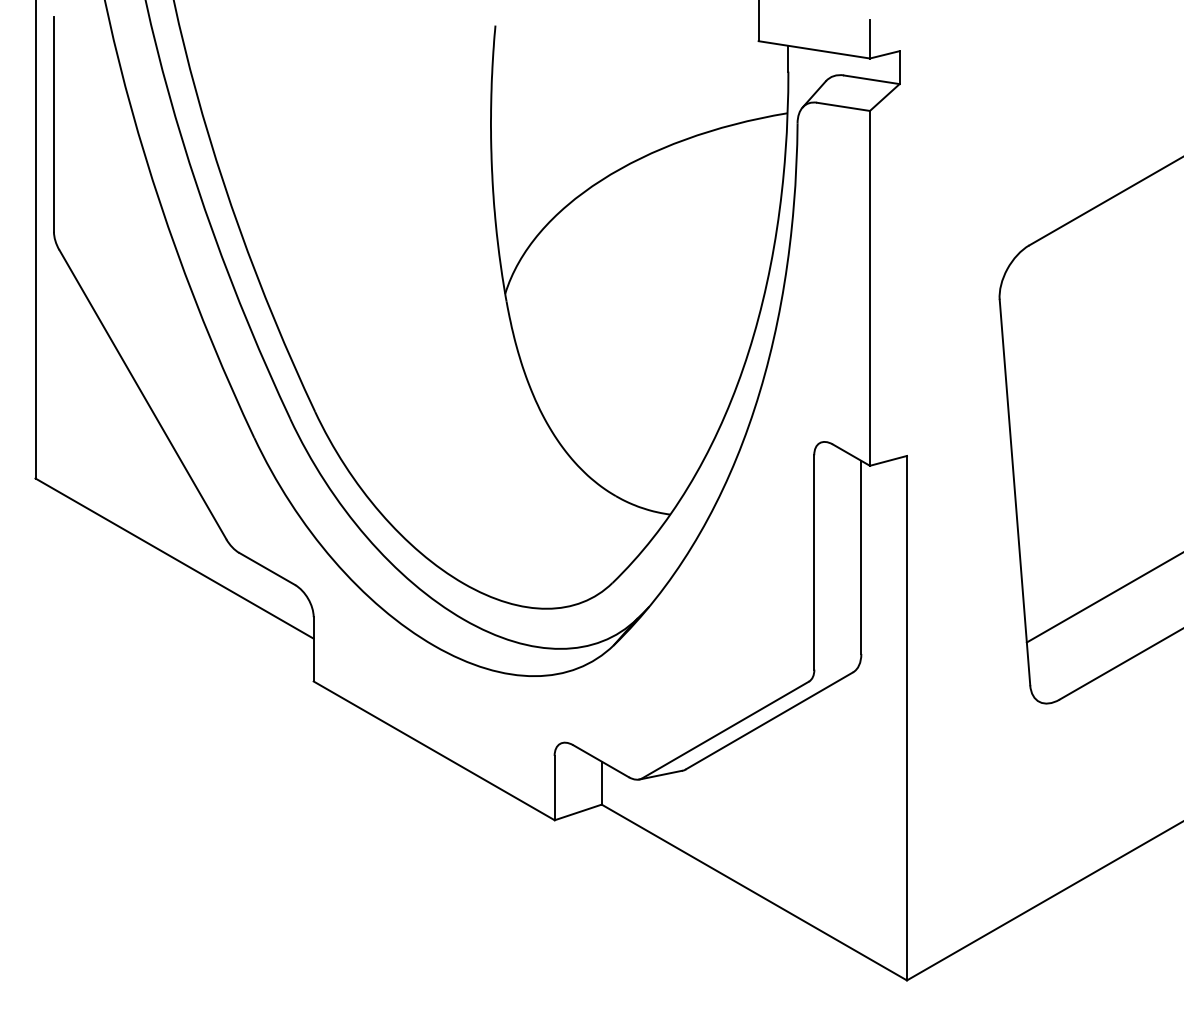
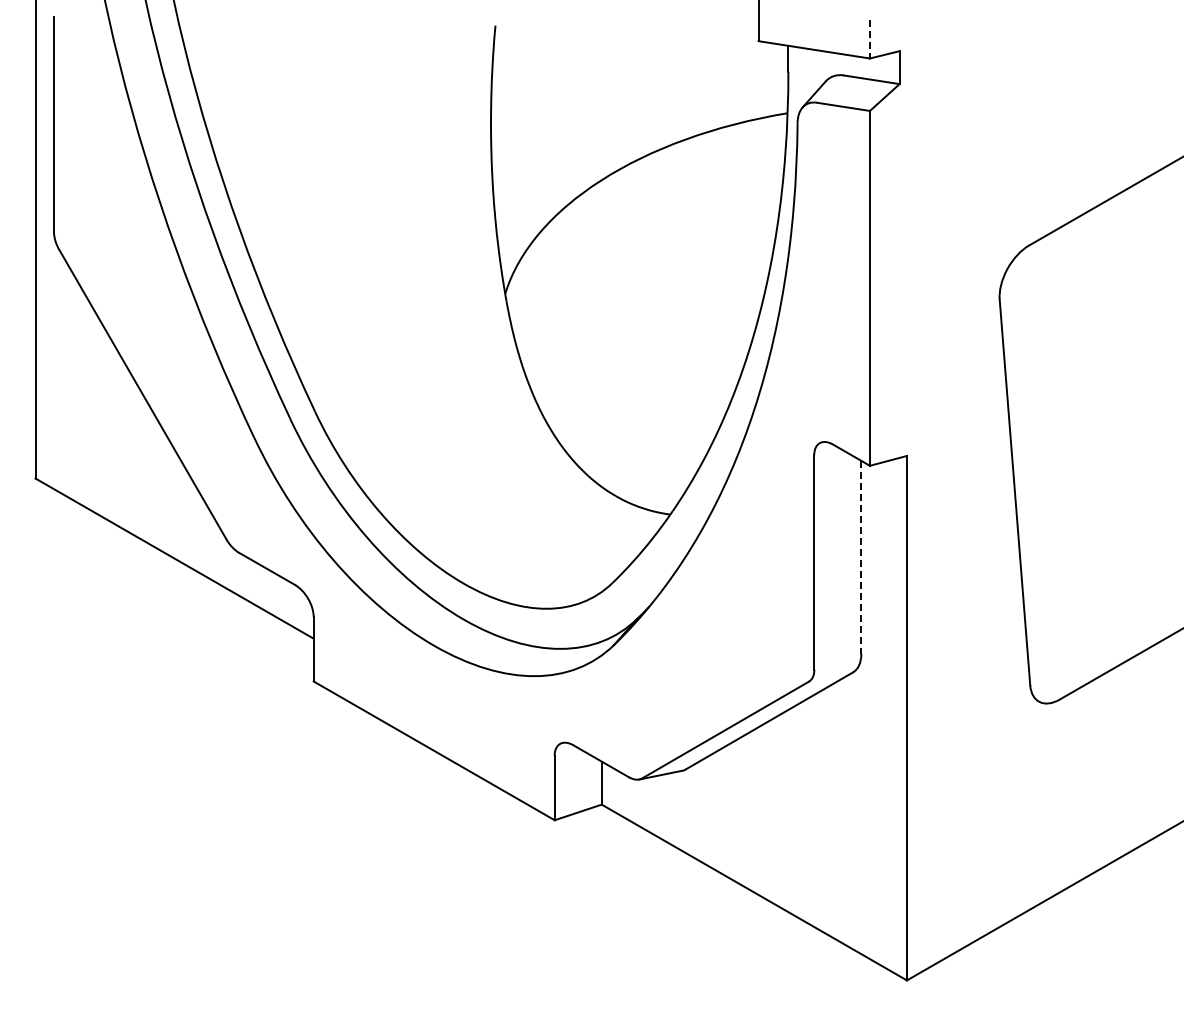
line: solid -> dashed (869, 39)
line: solid -> dashed (861, 557)
line: present -> none (1103, 598)
